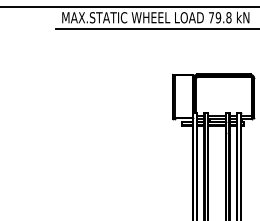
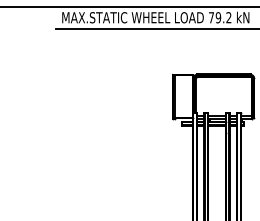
text: 79.8 -> 79.2 (228, 17)
